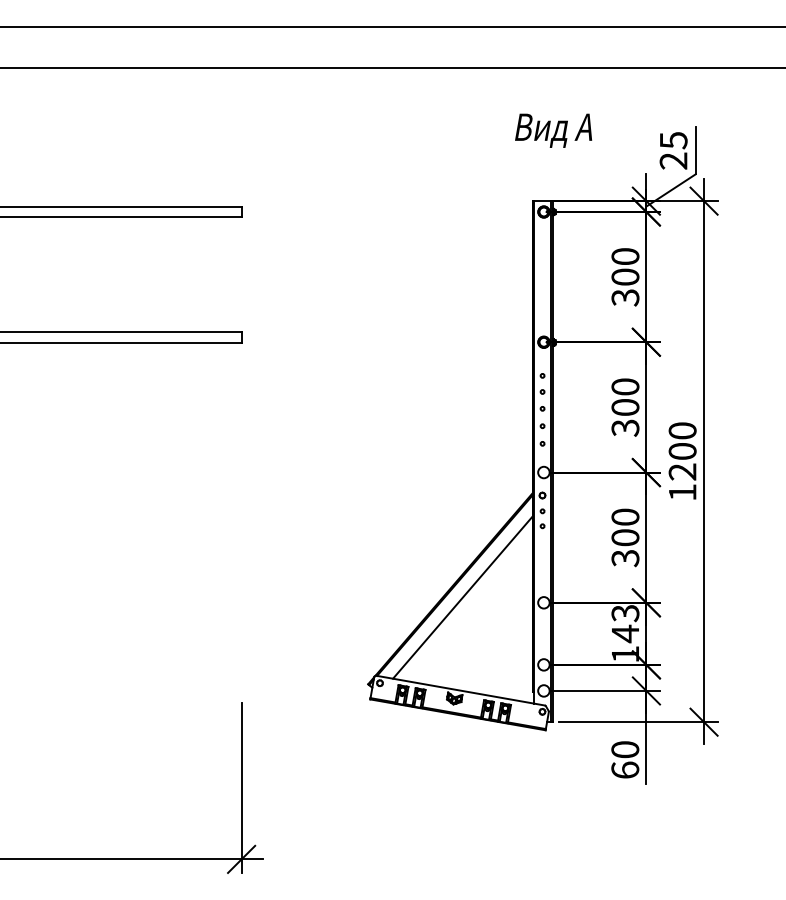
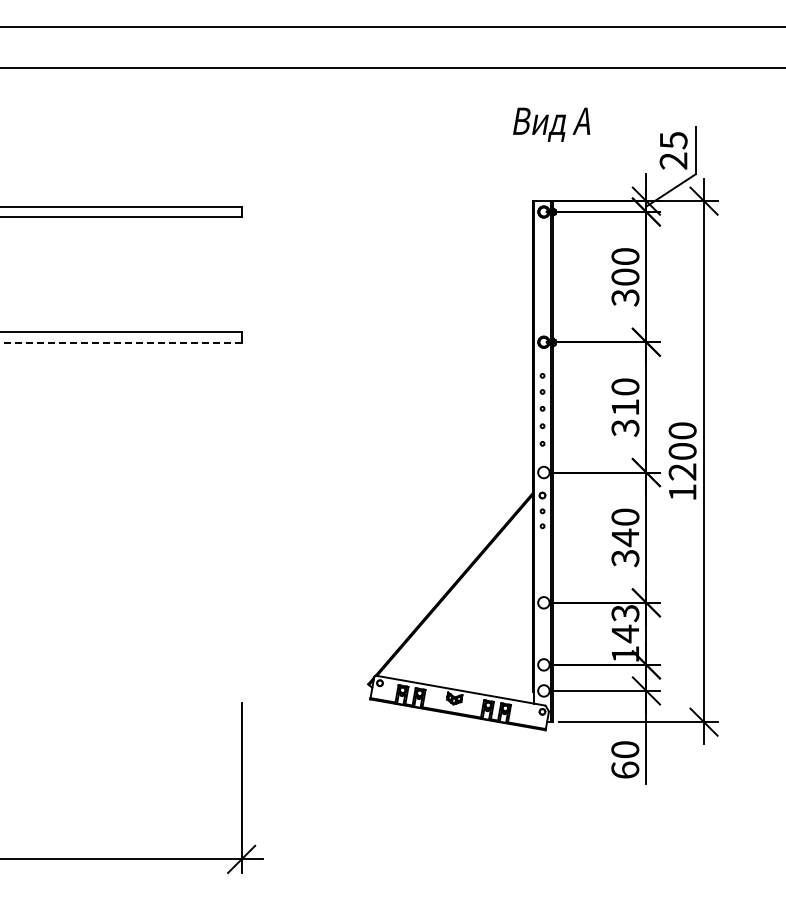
text position: (553, 130) -> (551, 124) (551, 124)
line: solid -> dashed (120, 343)
text: 300 -> 310 (625, 407)
text: 300 -> 340 (625, 537)
line: present -> none (462, 597)
